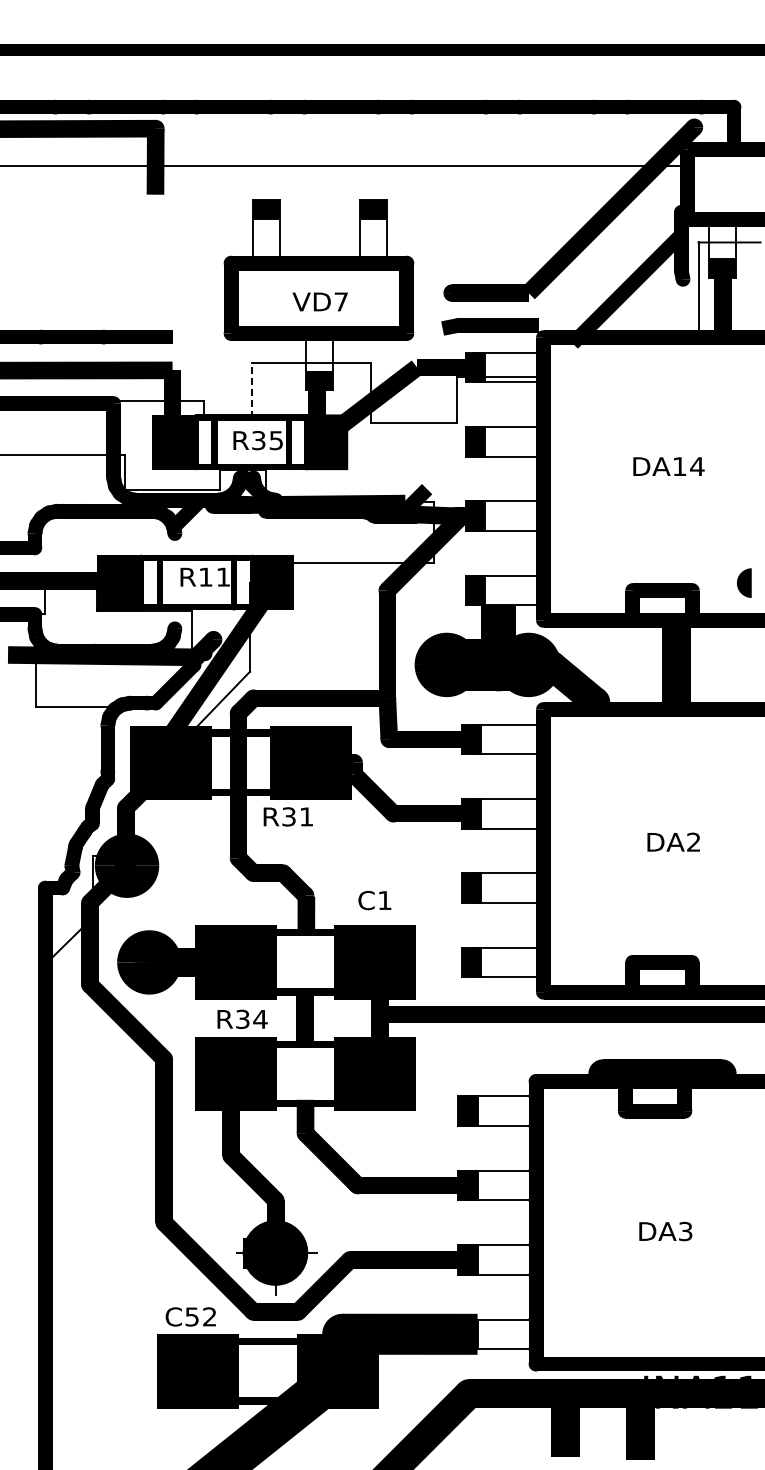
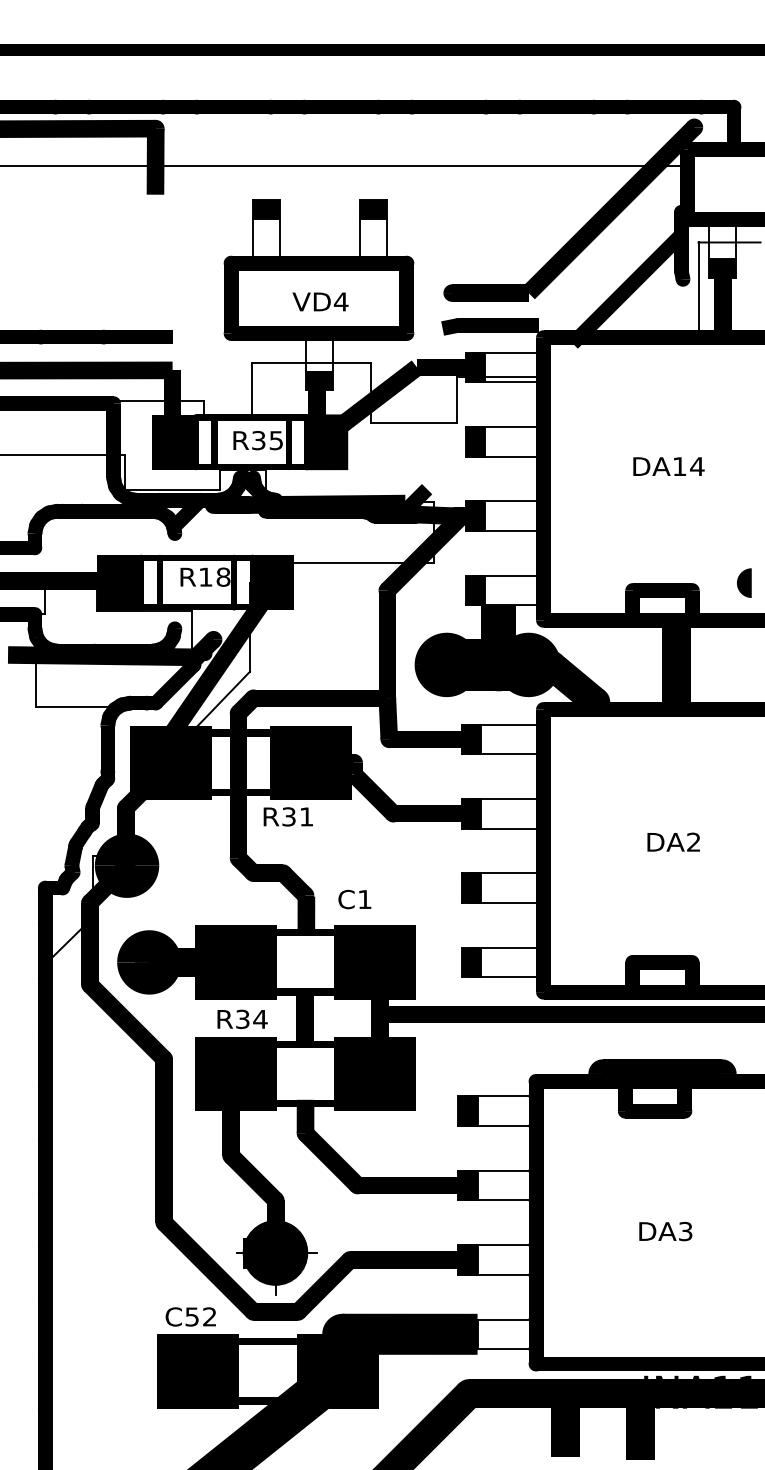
text: VD7 -> VD4 (340, 301)
line: dashed -> solid (251, 389)
text: R11 -> R18 (223, 576)
text position: (374, 900) -> (354, 899) (354, 899)
